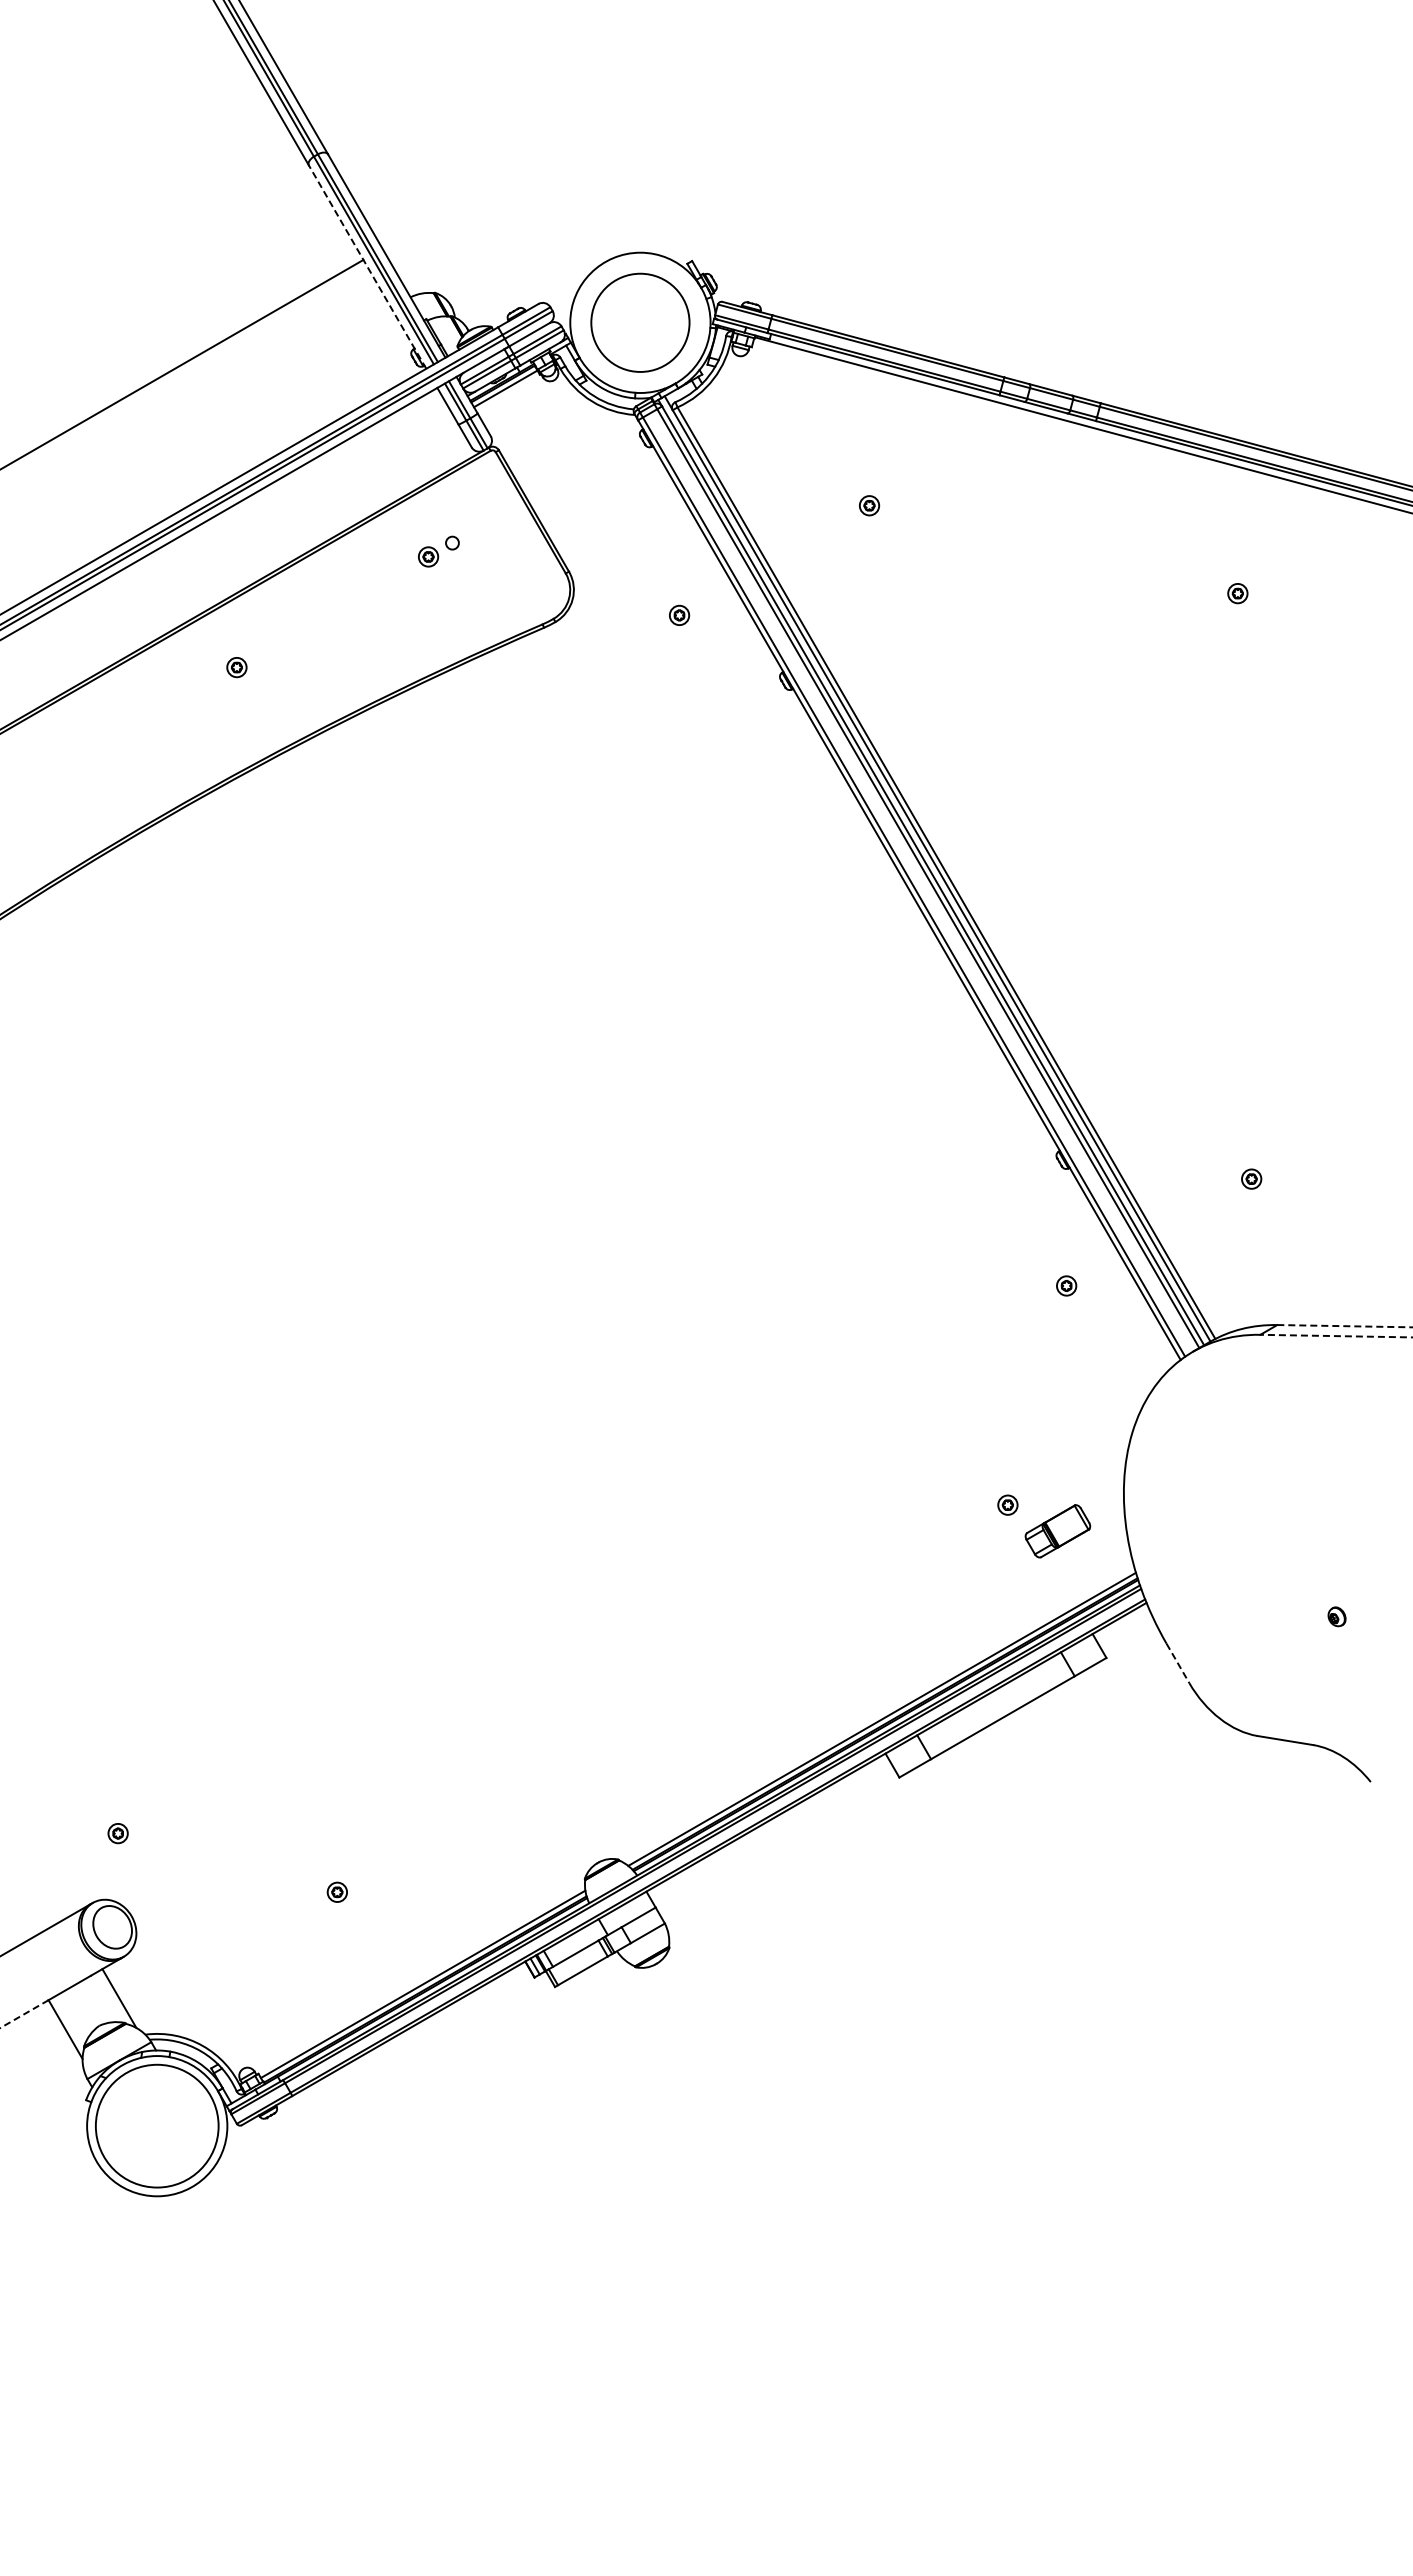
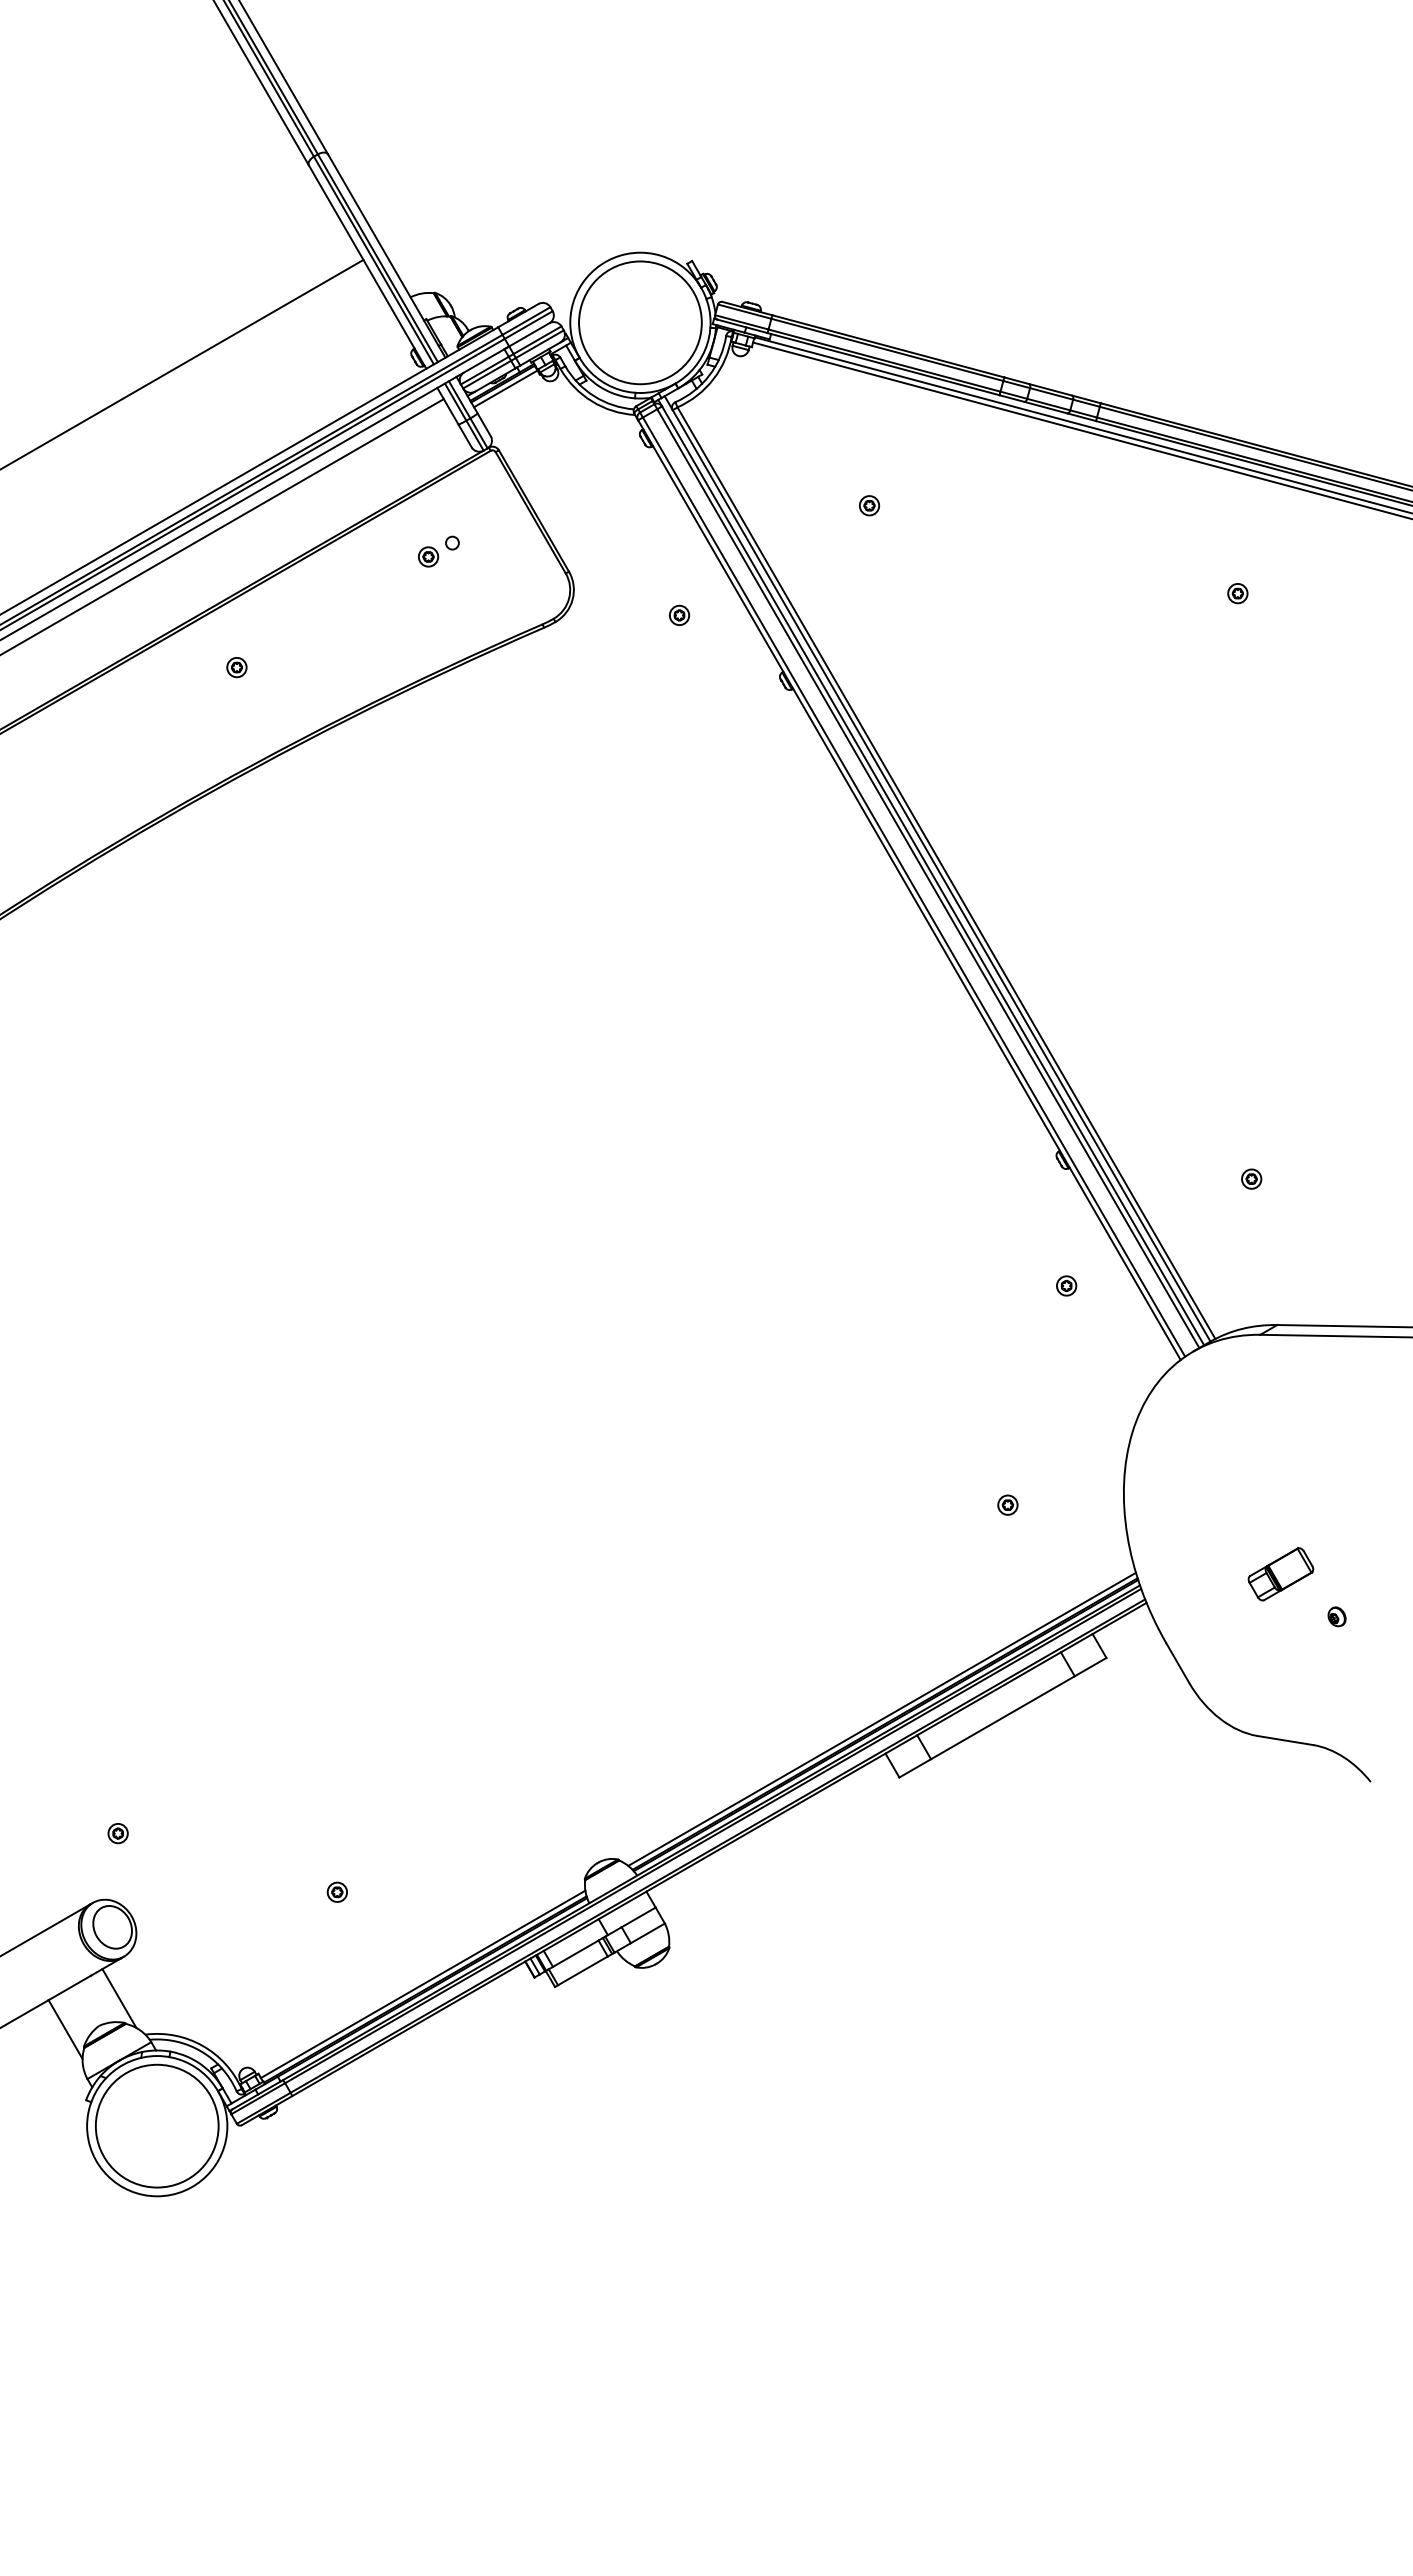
line: dashed -> solid (367, 266)
circle diameter: 98 px -> 123 px (640, 322)
line: none -> present (1081, 430)
line: none -> present (222, 526)
line: dashed -> solid (1345, 1326)
line: dashed -> solid (1336, 1336)
part position: (1057, 1531) -> (1280, 1574) (1280, 1574)
line: dashed -> solid (1177, 1663)
line: dashed -> solid (24, 2014)
